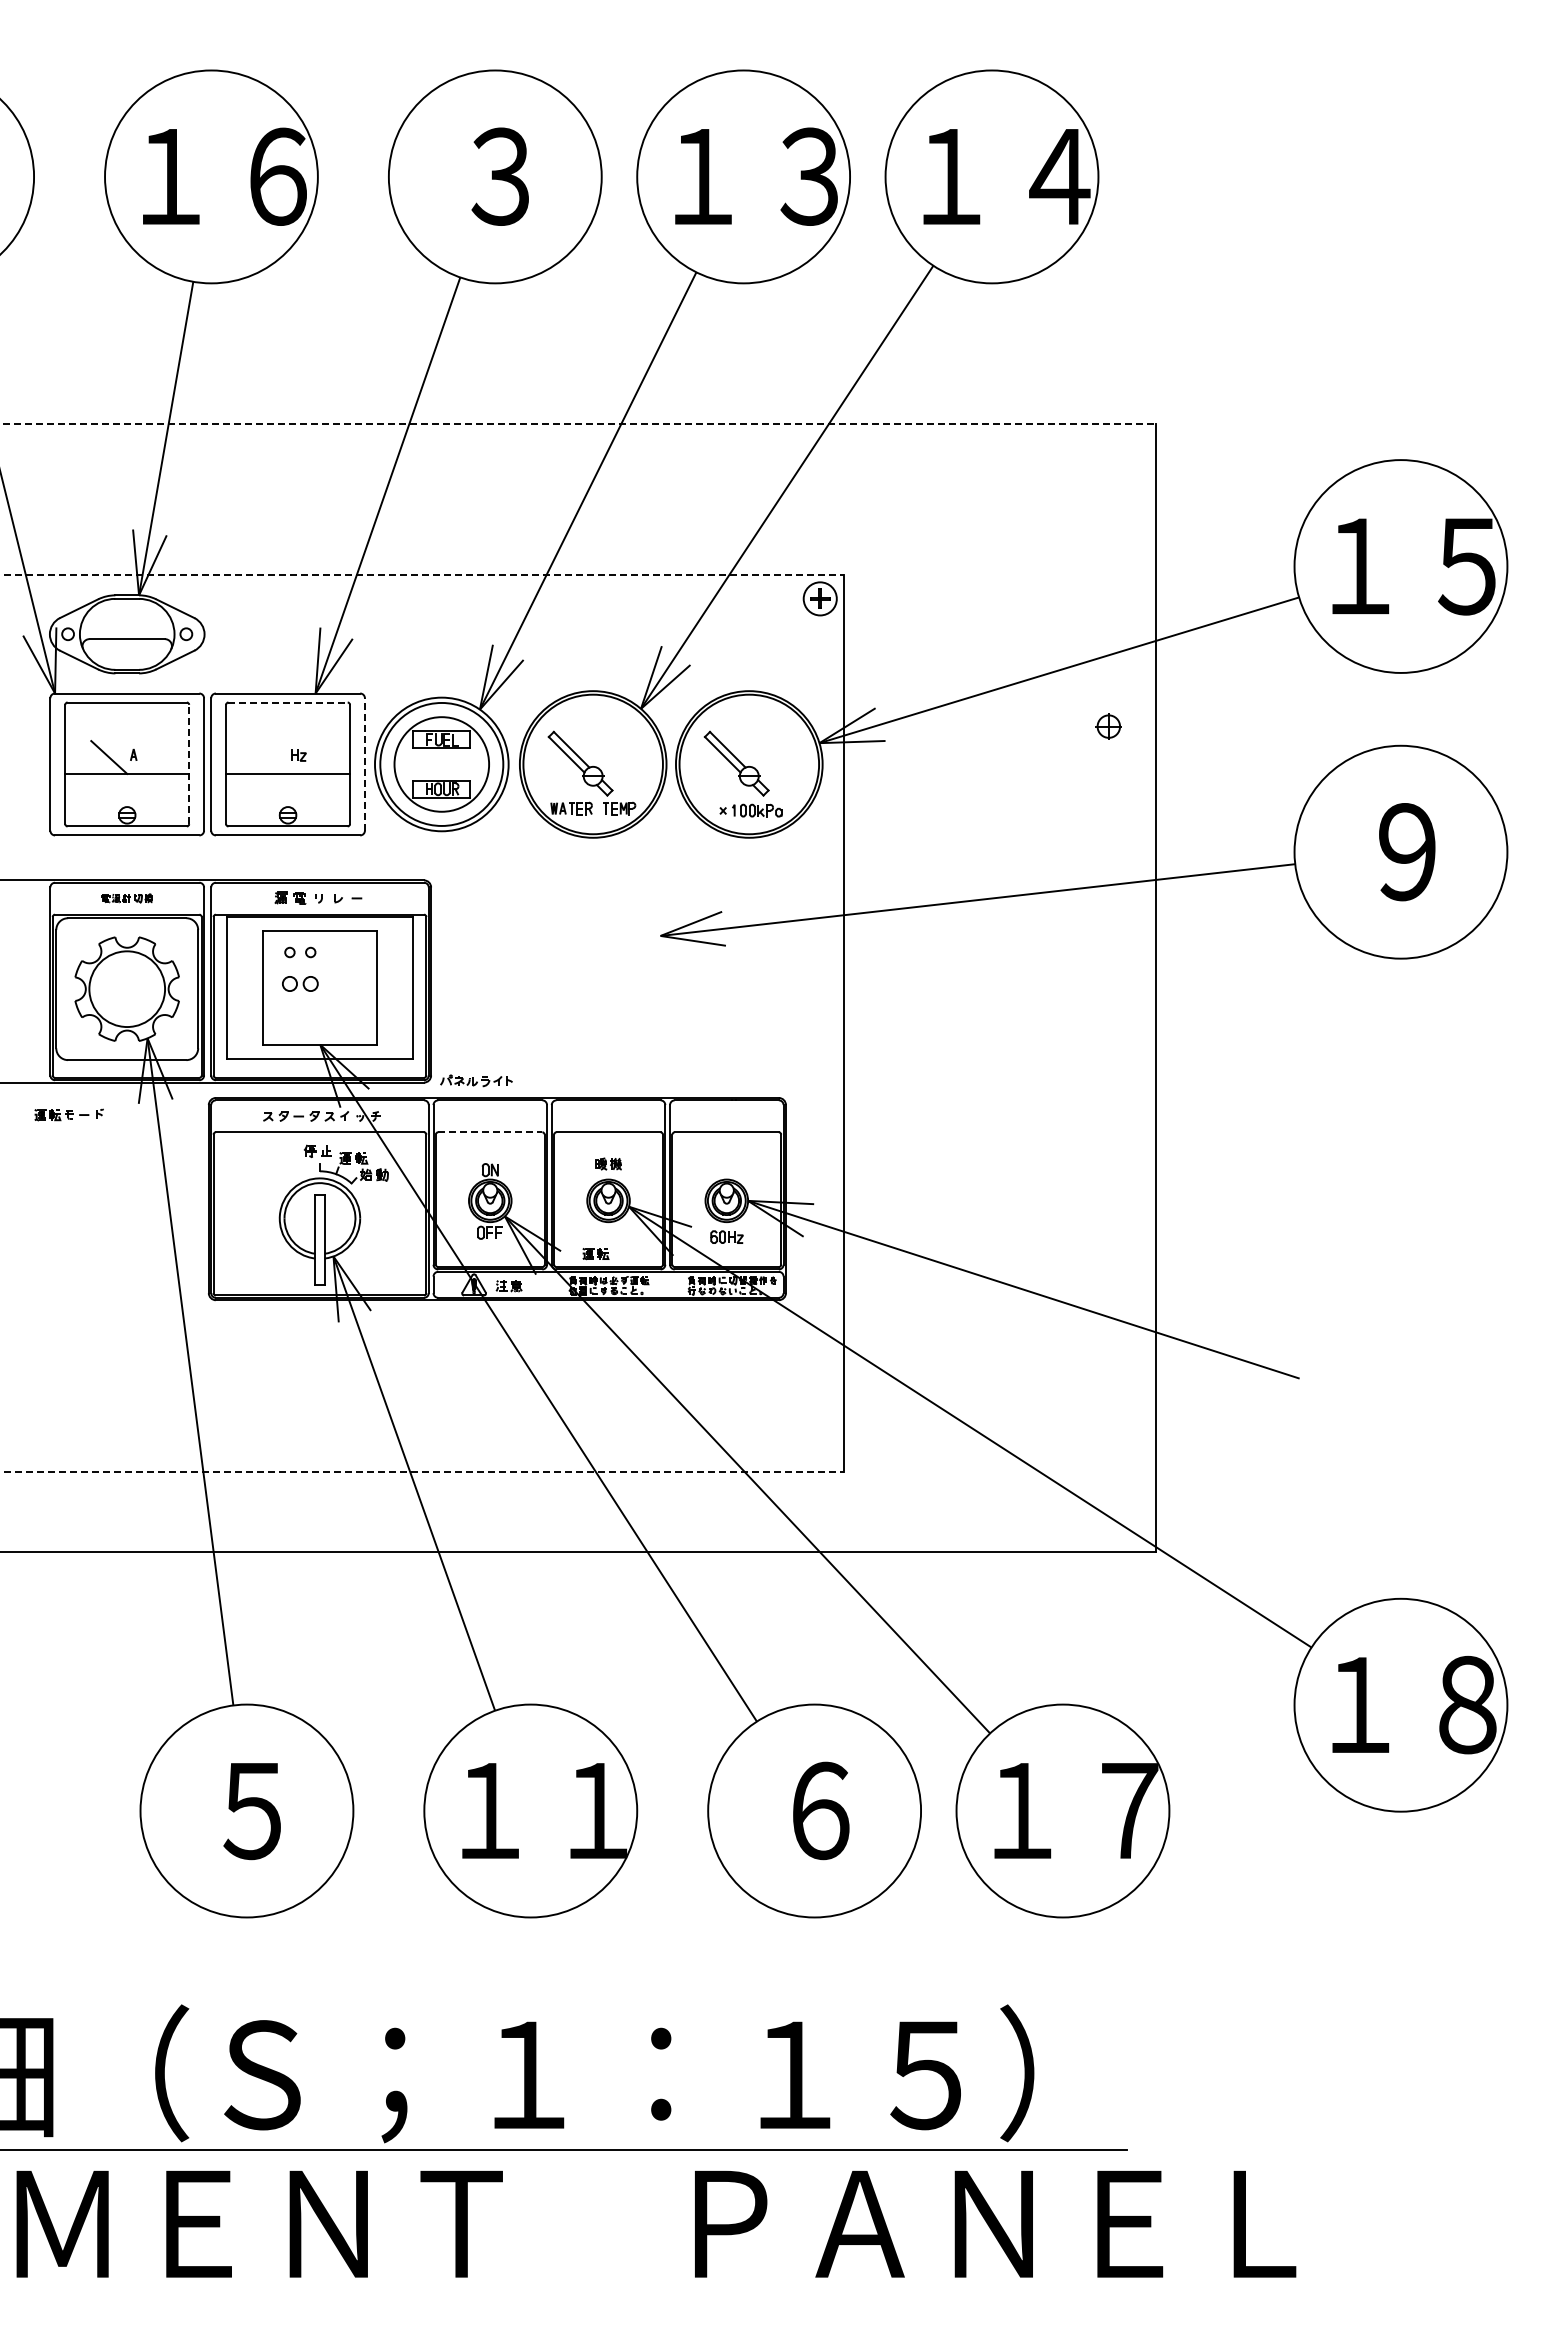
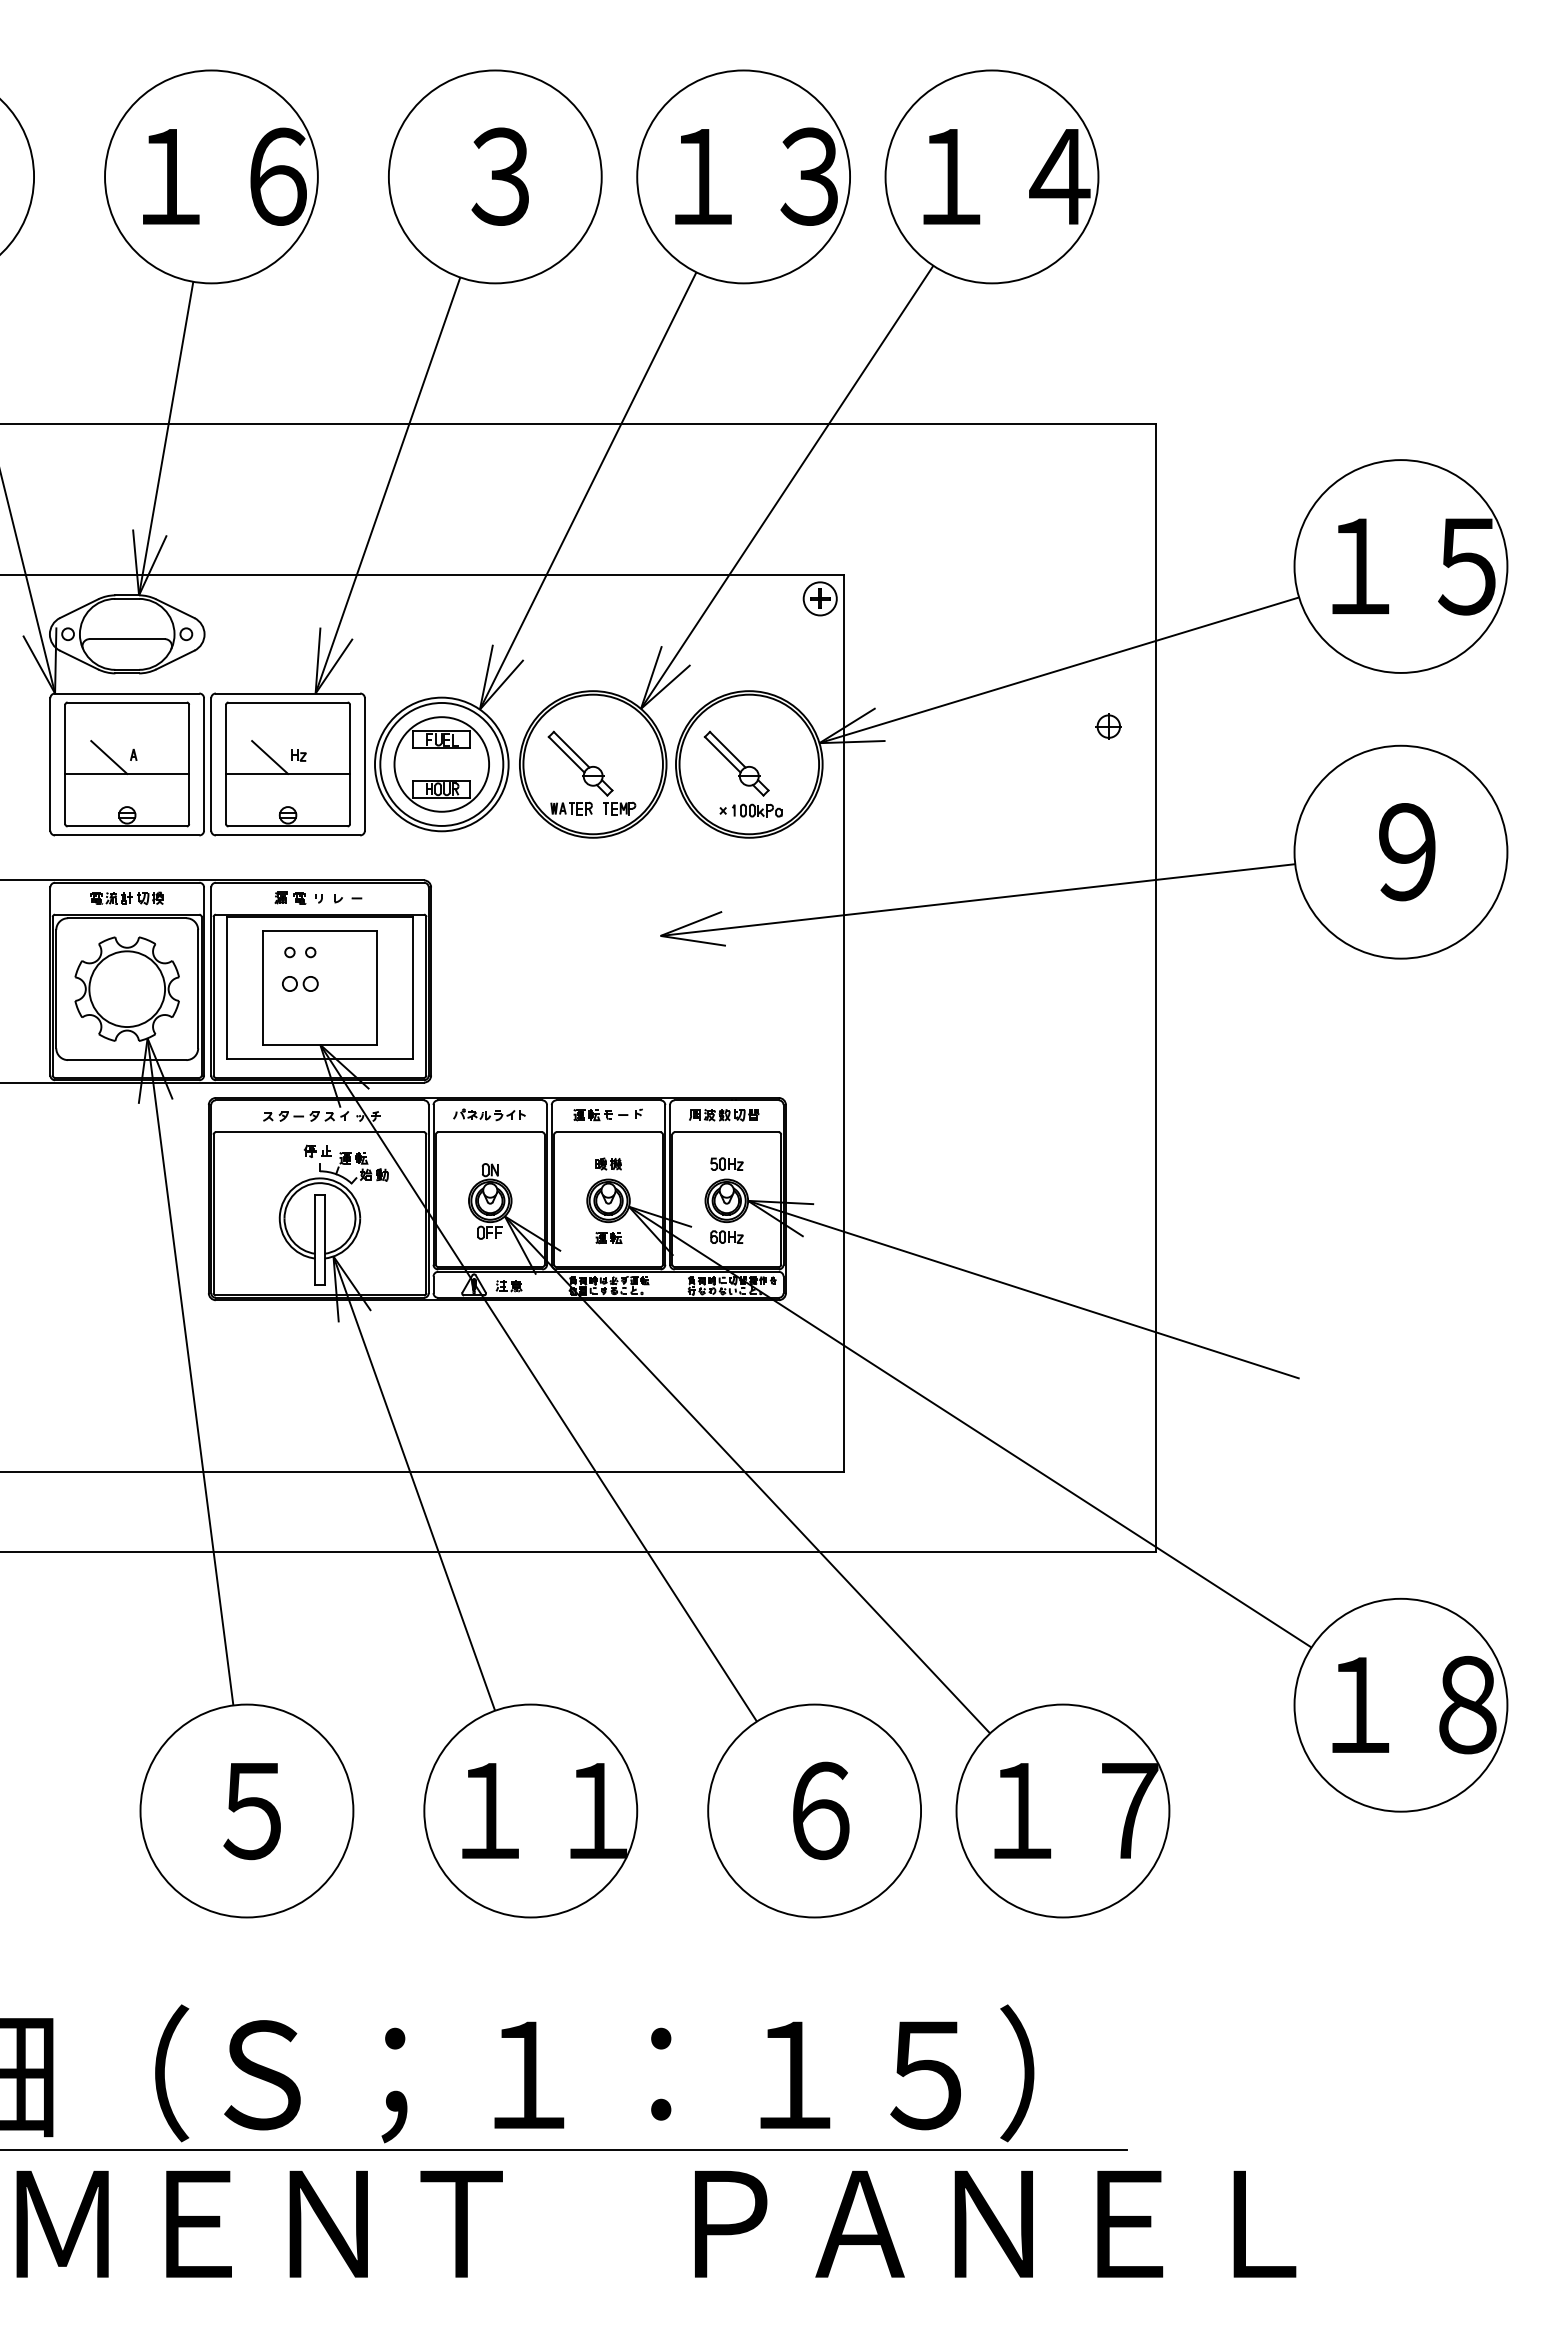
line: dashed -> solid (578, 423)
line: dashed -> solid (422, 575)
line: dashed -> solid (288, 702)
line: none -> present (270, 757)
line: dashed -> solid (364, 763)
line: dashed -> solid (189, 764)
part size: 52x11 px -> 74x15 px (126, 898)
part position: (476, 1080) -> (489, 1114) (489, 1114)
part position: (68, 1114) -> (607, 1114) (607, 1114)
part: none -> present (724, 1115)
line: dashed -> solid (490, 1132)
part: none -> present (726, 1163)
part position: (595, 1254) -> (608, 1238) (608, 1238)
line: dashed -> solid (422, 1471)
